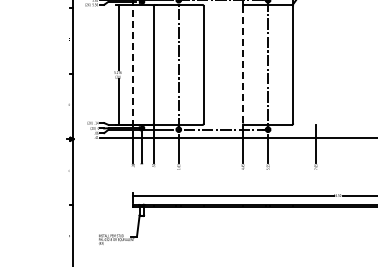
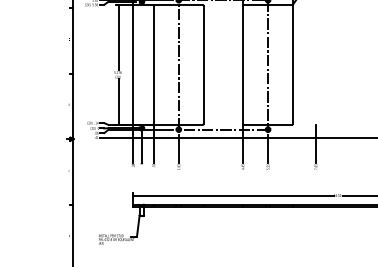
line: dashed -> solid (243, 64)
line: dashed -> solid (133, 68)
